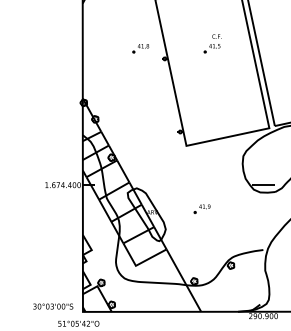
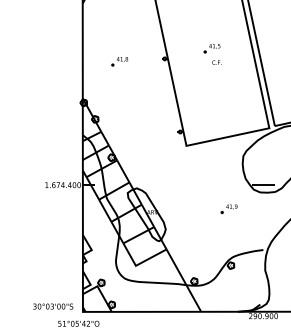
text position: (216, 36) -> (216, 62) (216, 62)
part position: (140, 48) -> (119, 61) (119, 61)
part position: (201, 208) -> (228, 208) (228, 208)
